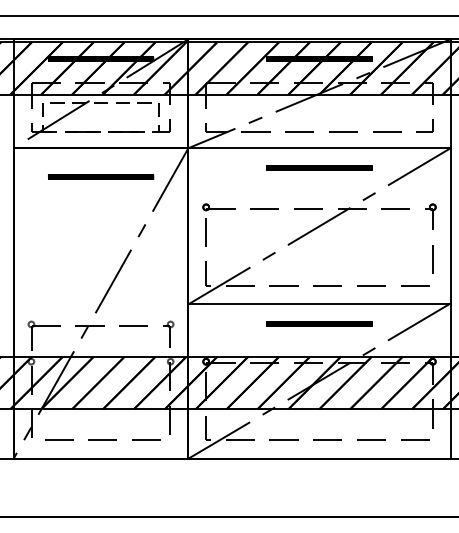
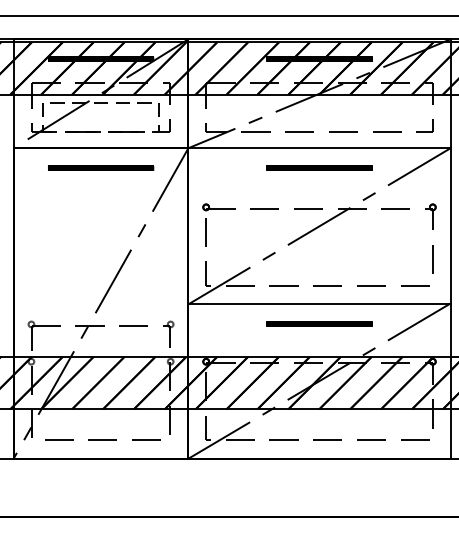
part position: (101, 176) -> (101, 167) (101, 167)
